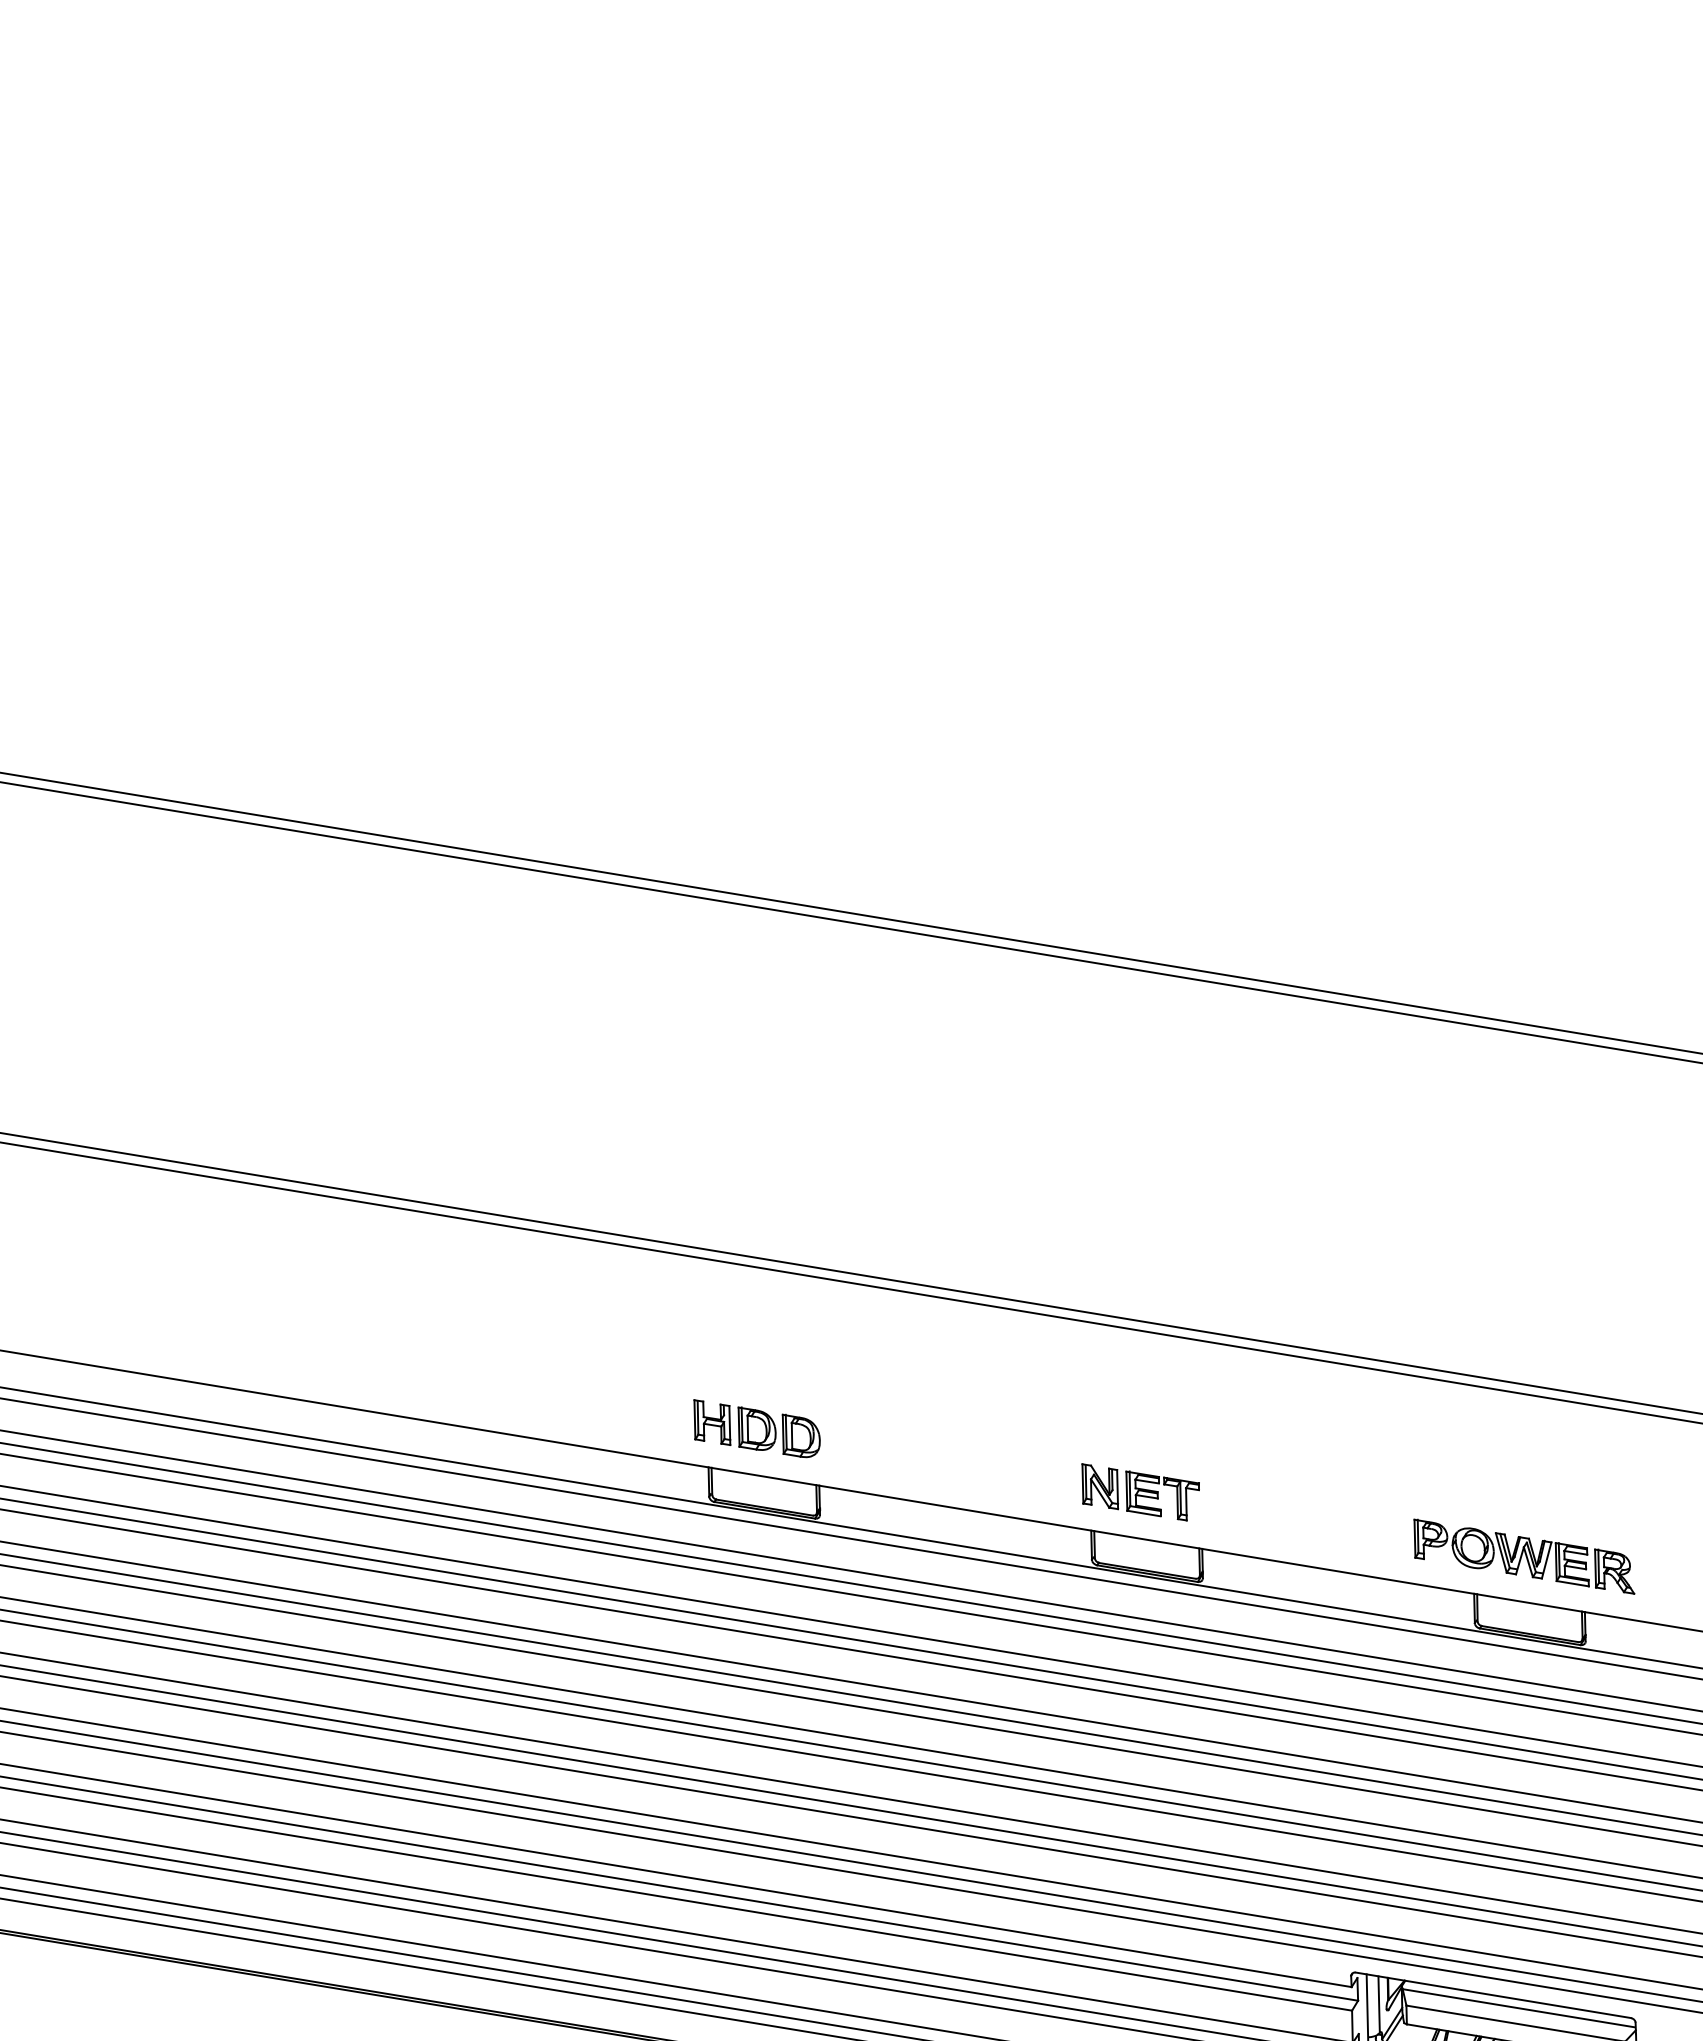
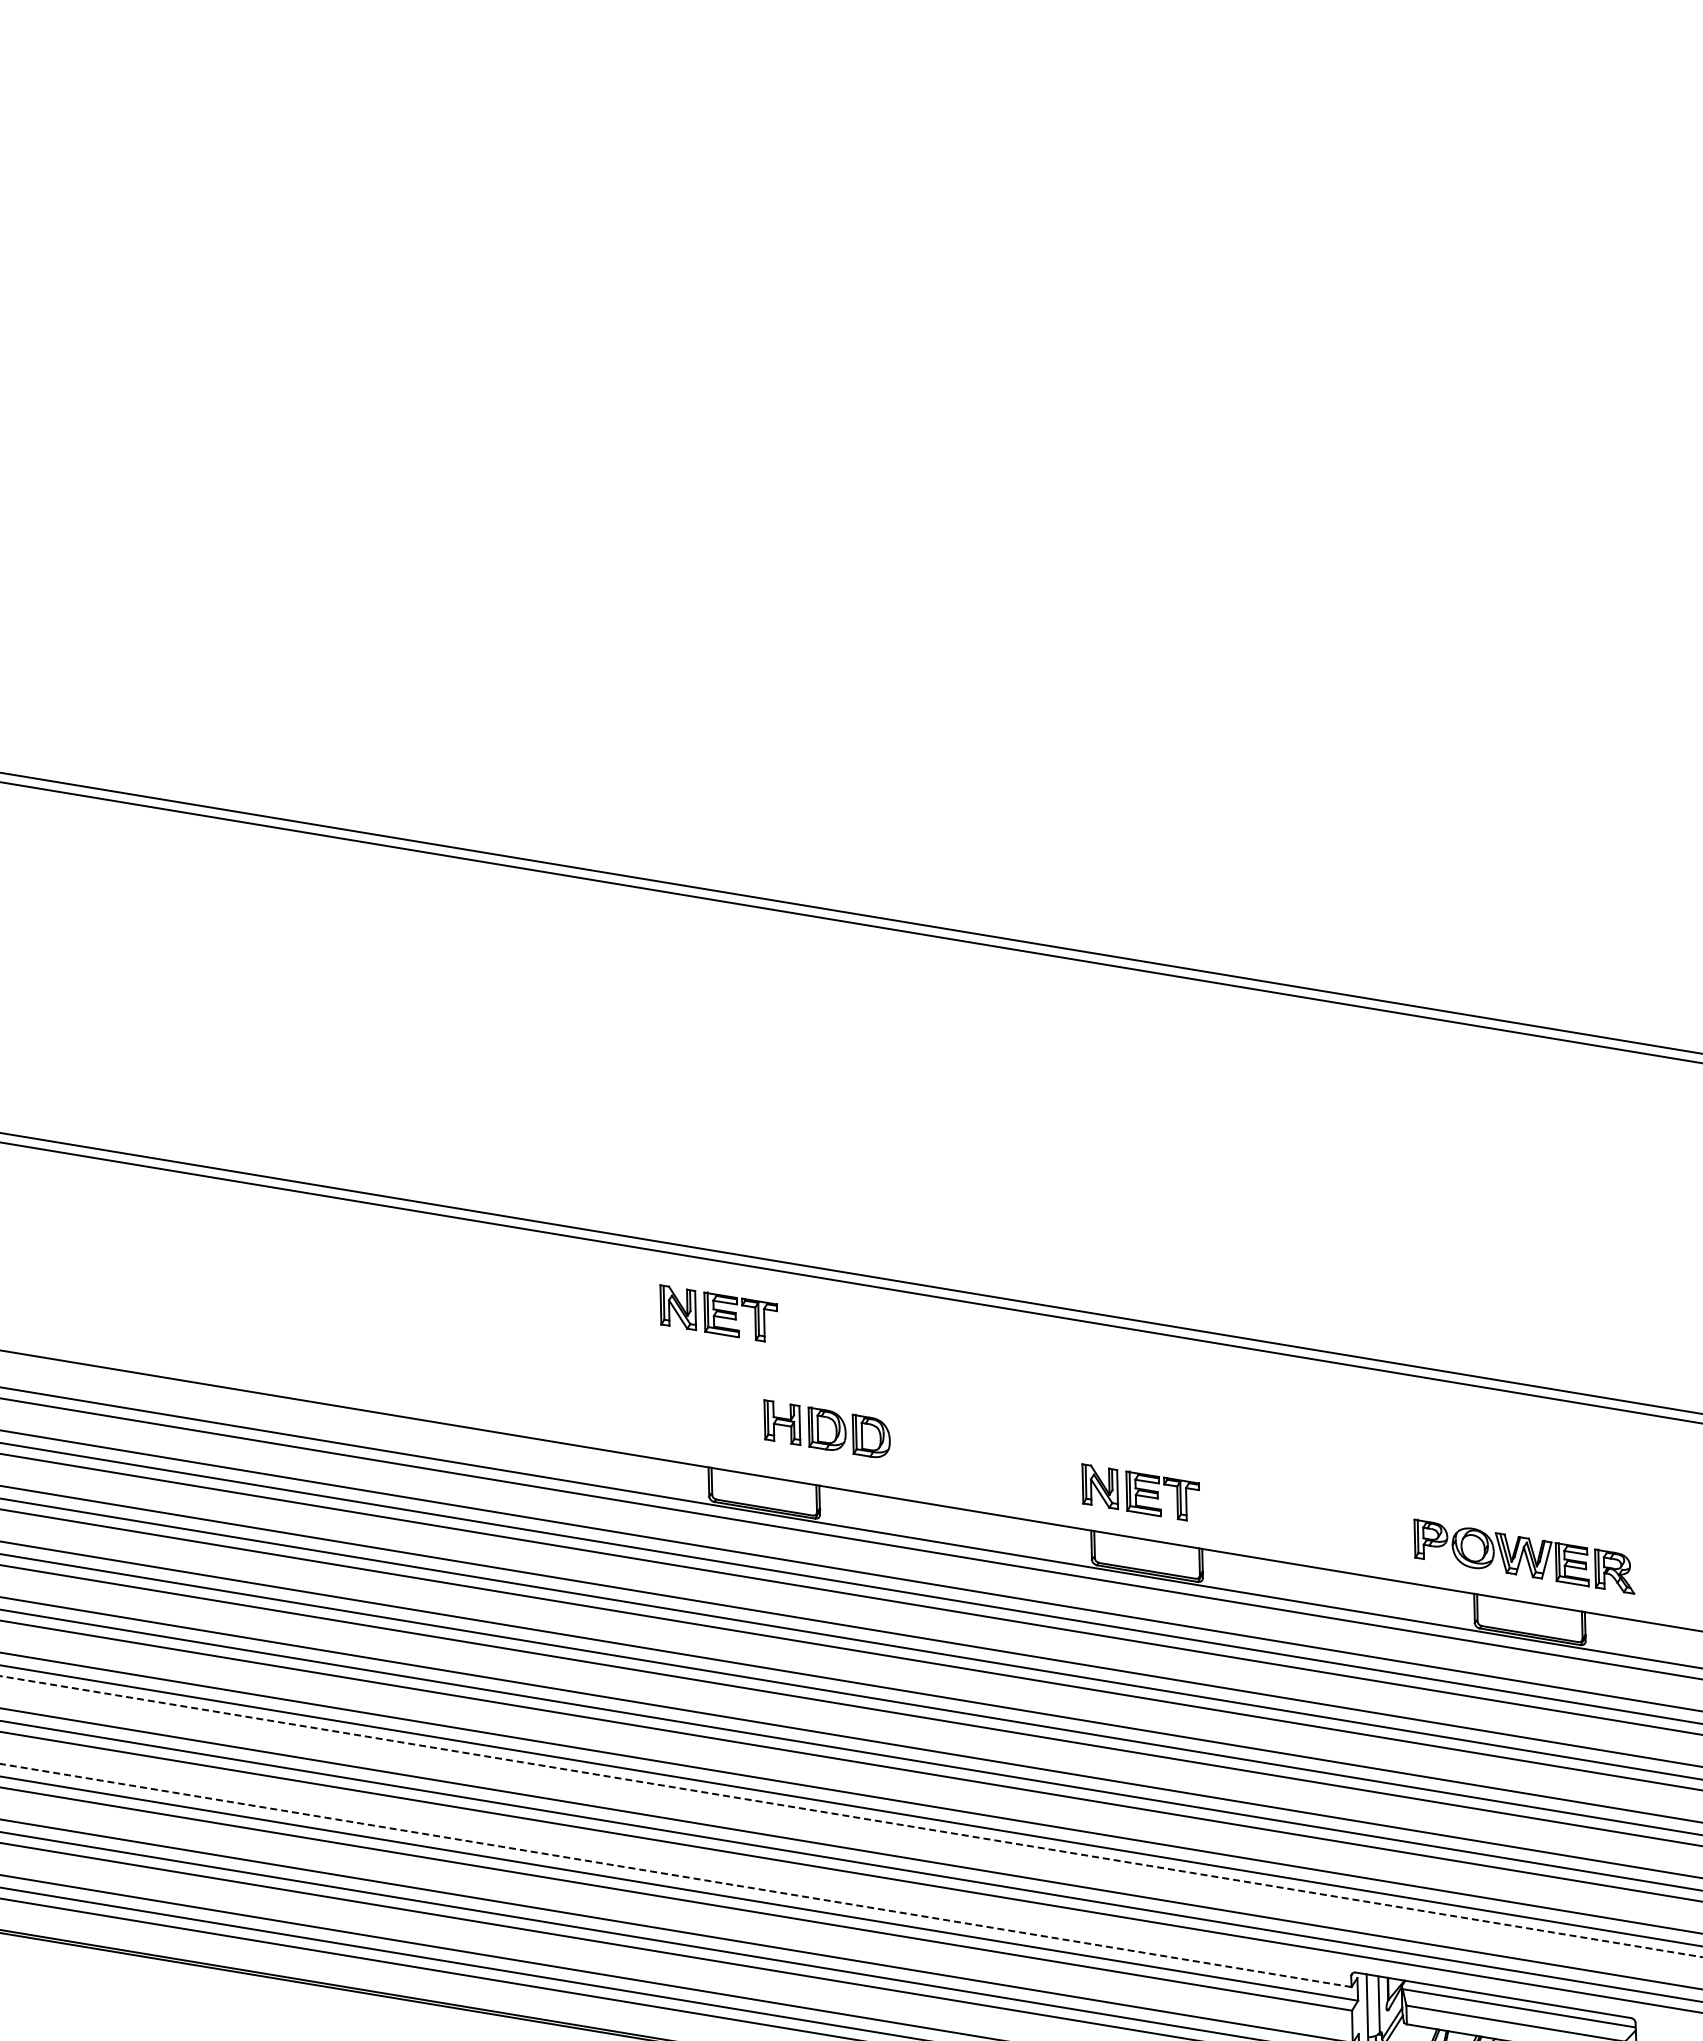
part: none -> present (718, 1313)
part position: (756, 1428) -> (826, 1428) (826, 1428)
line: solid -> dashed (851, 1816)
line: solid -> dashed (675, 1875)
